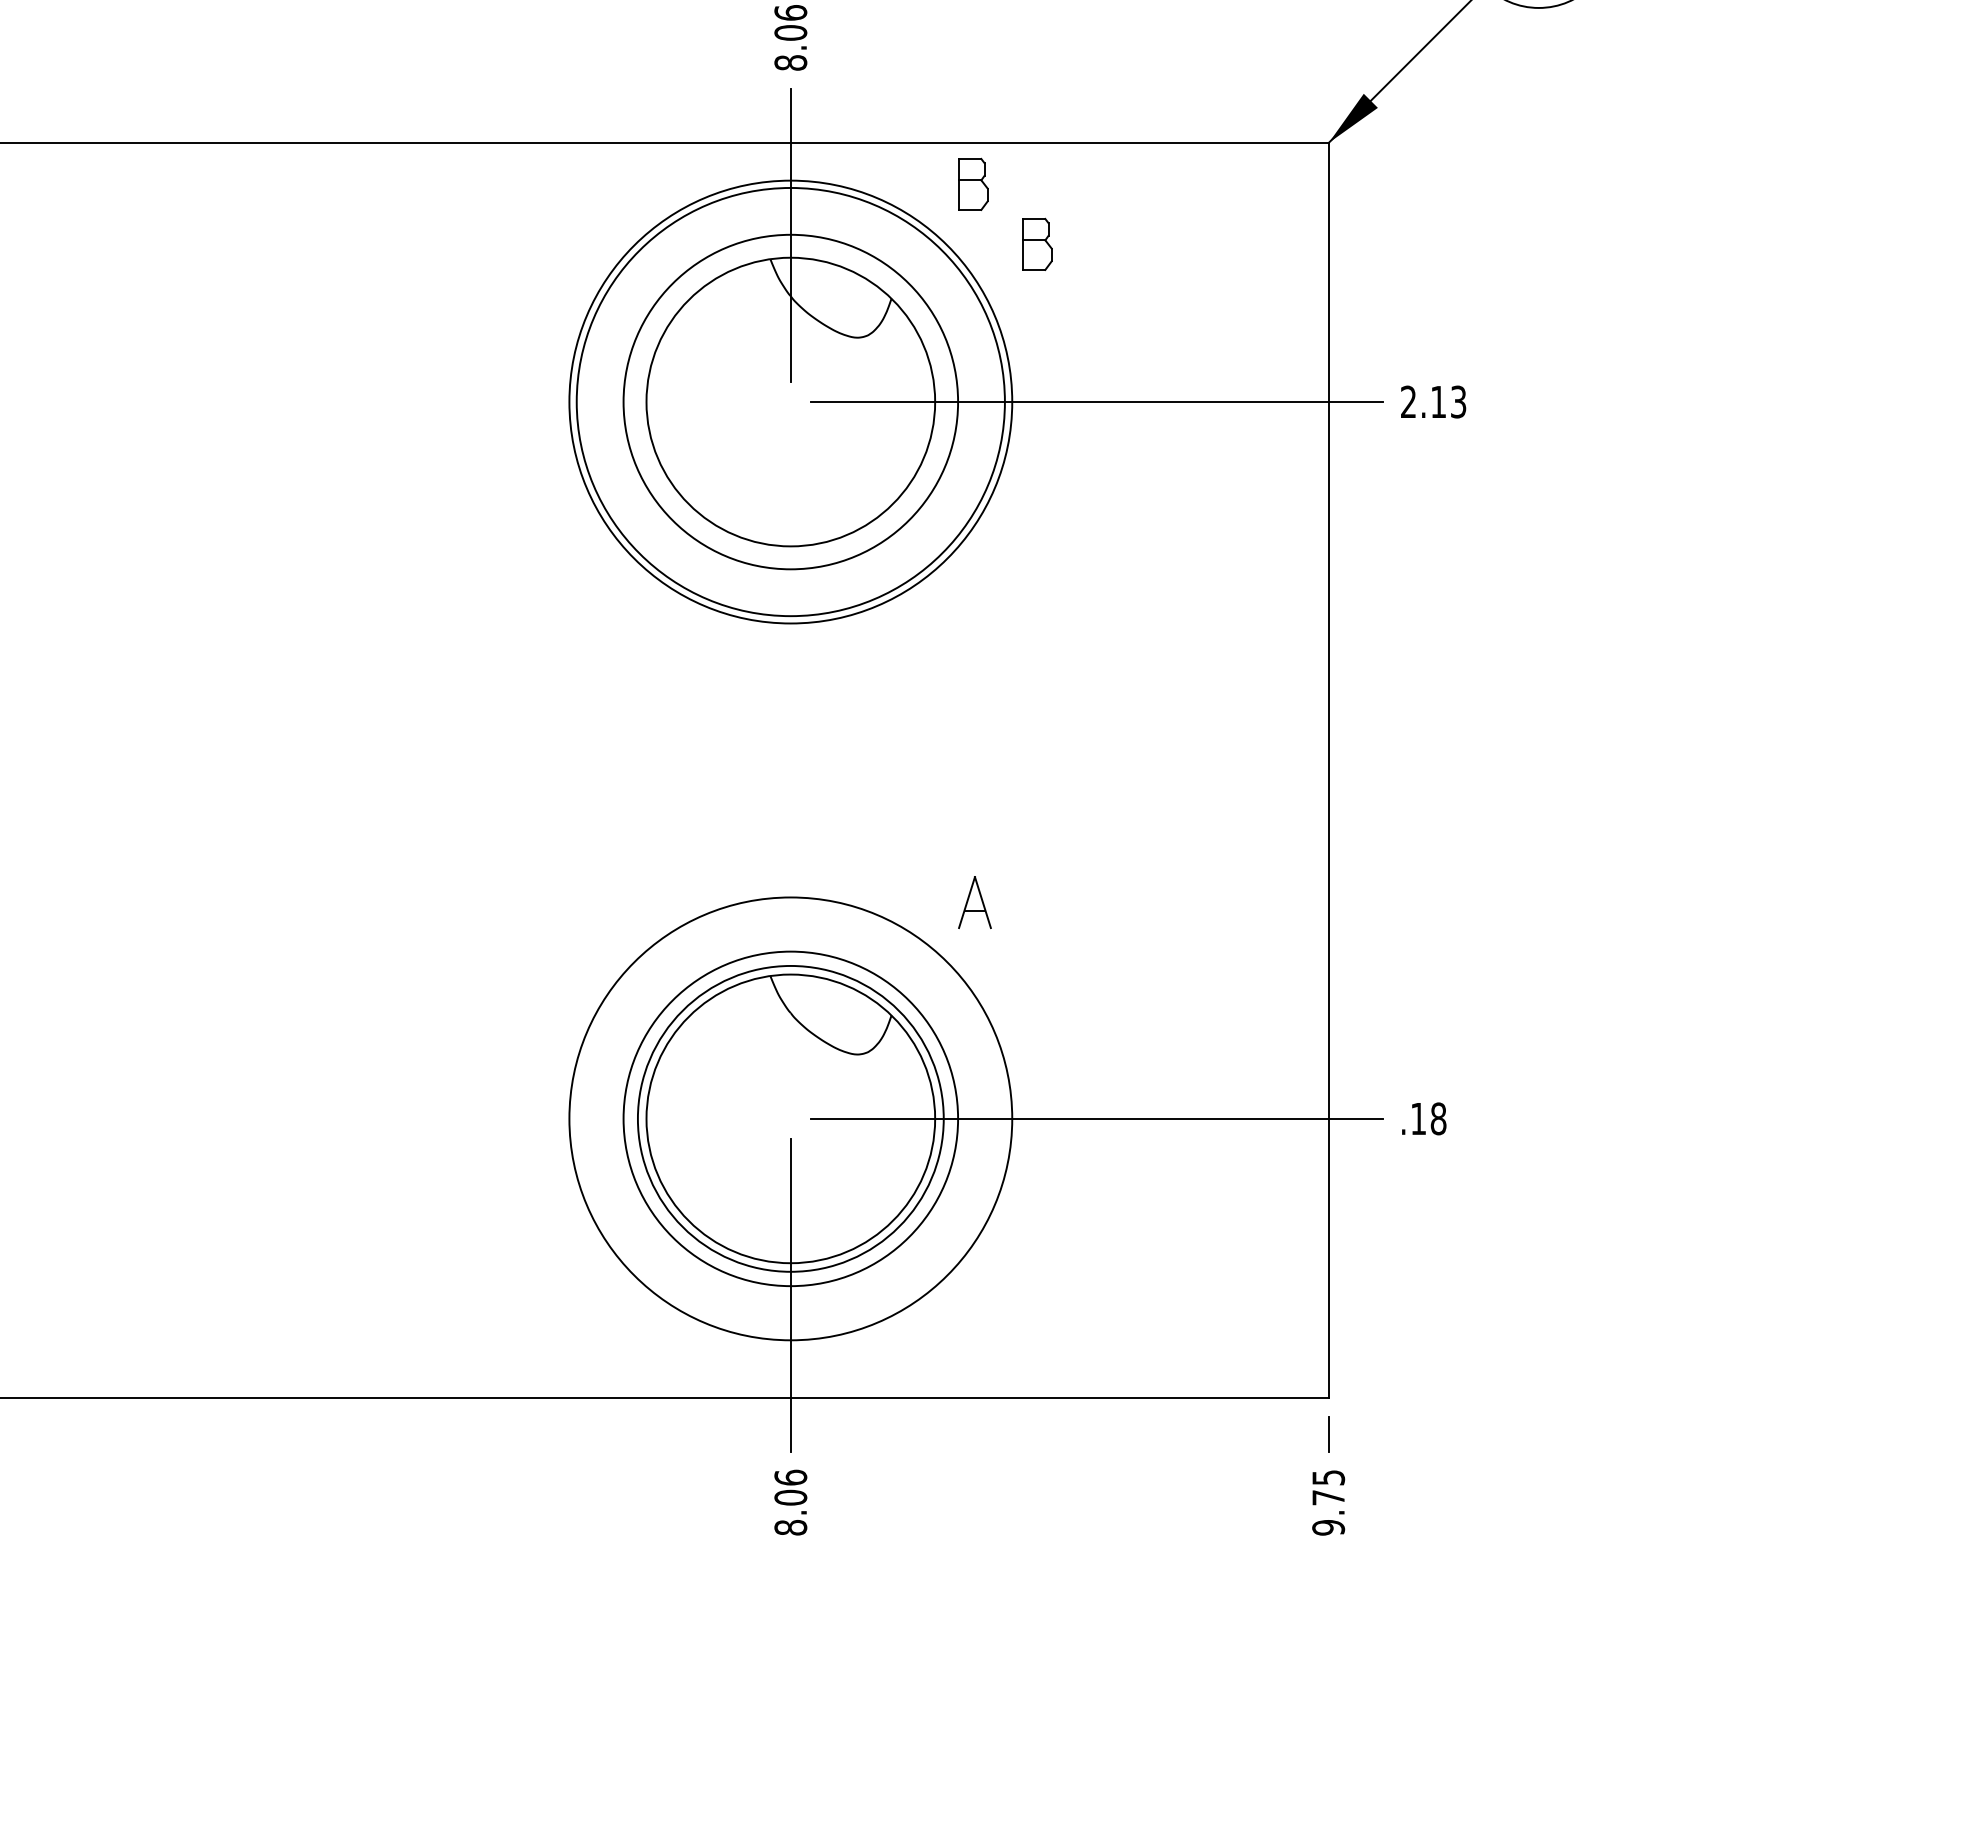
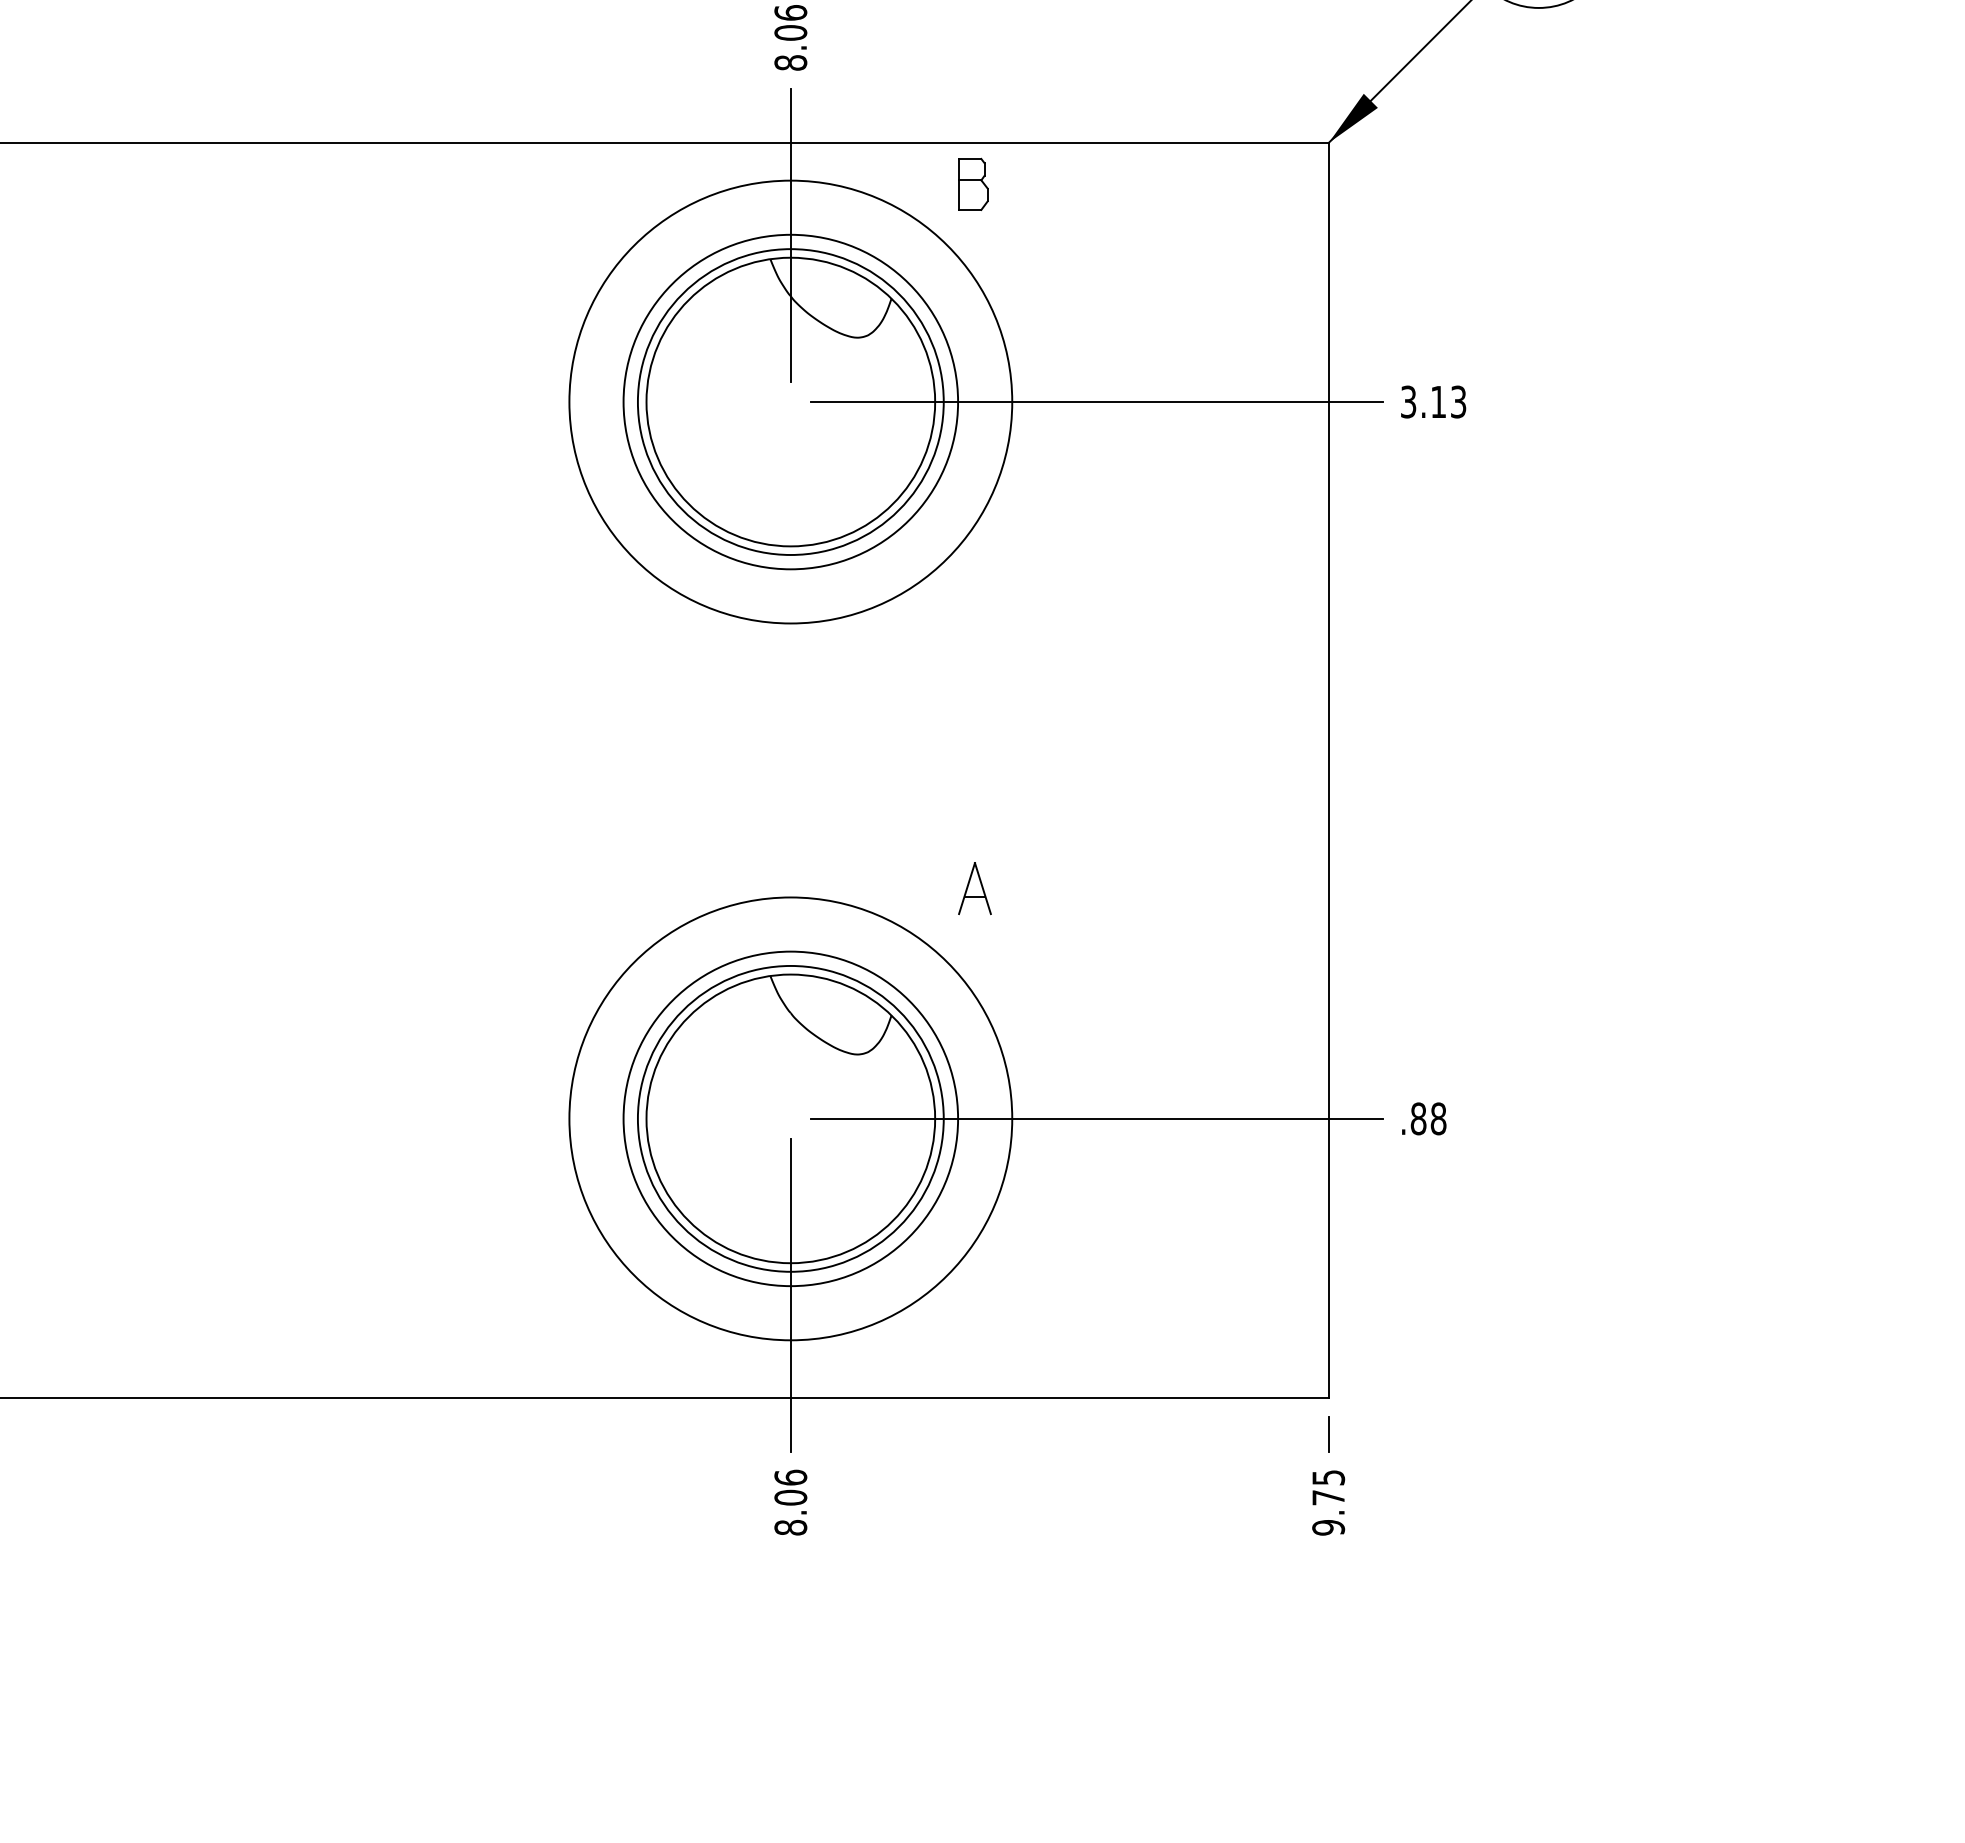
part: present -> none (1037, 243)
circle diameter: 428 px -> 306 px (790, 401)
text: 2.13 -> 3.13 (1408, 401)
part position: (974, 902) -> (974, 888) (974, 888)
text: .18 -> .88 (1418, 1118)
